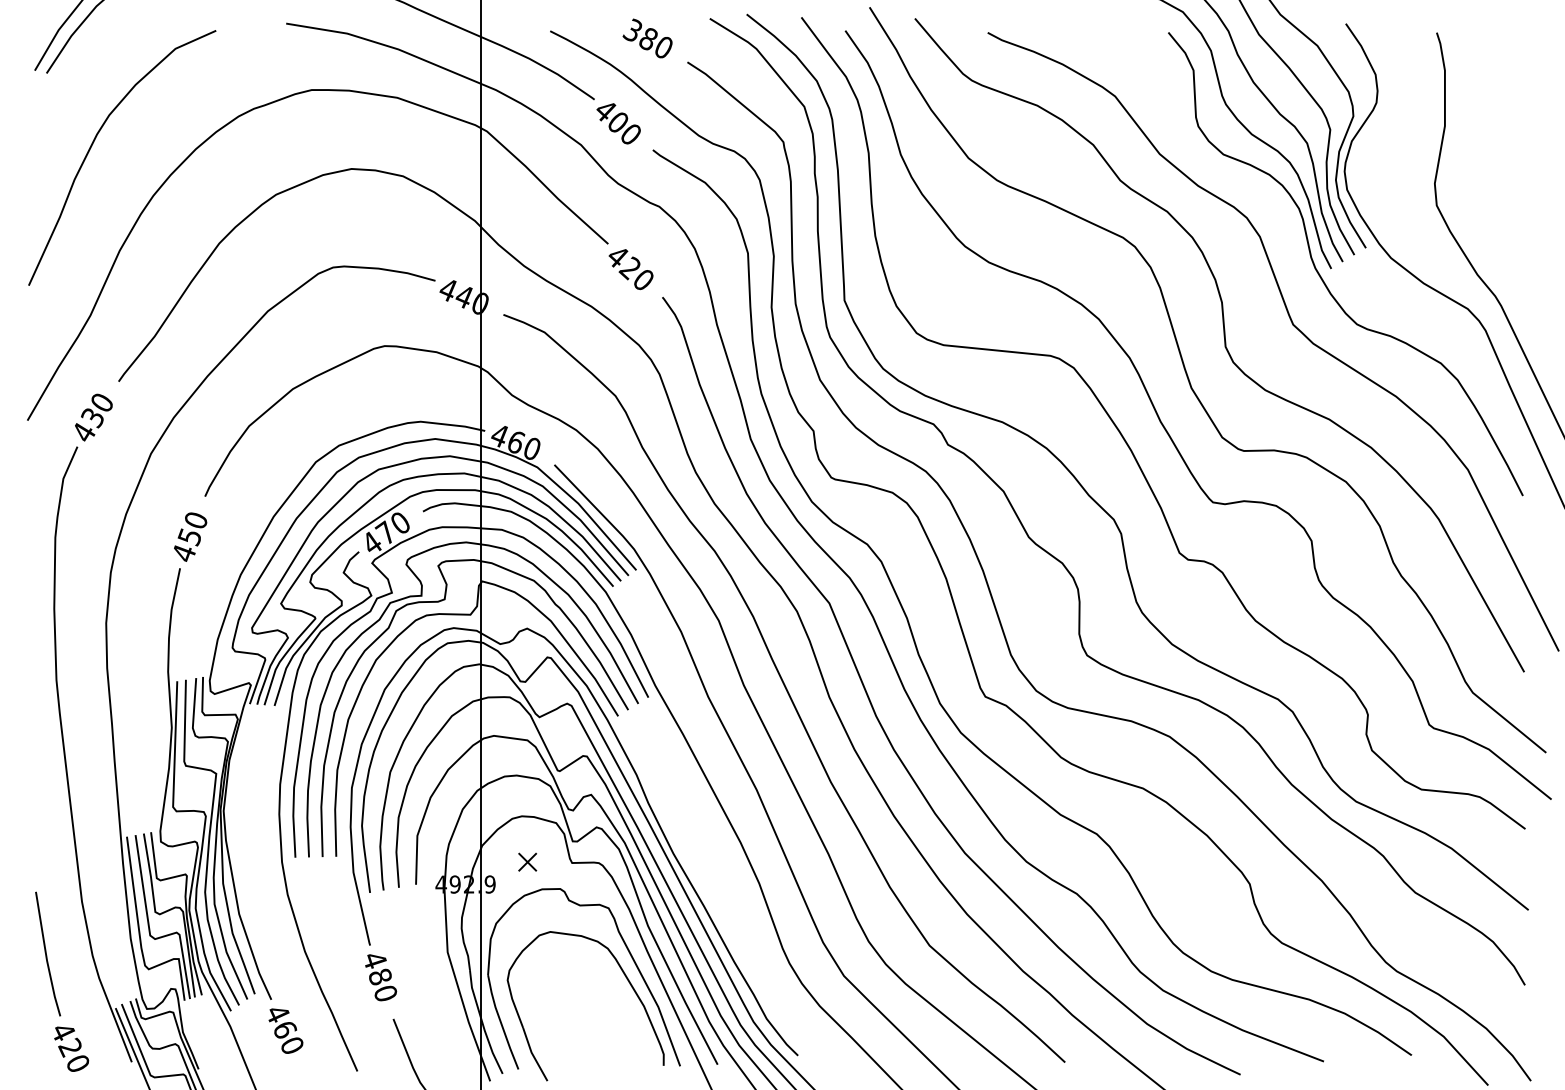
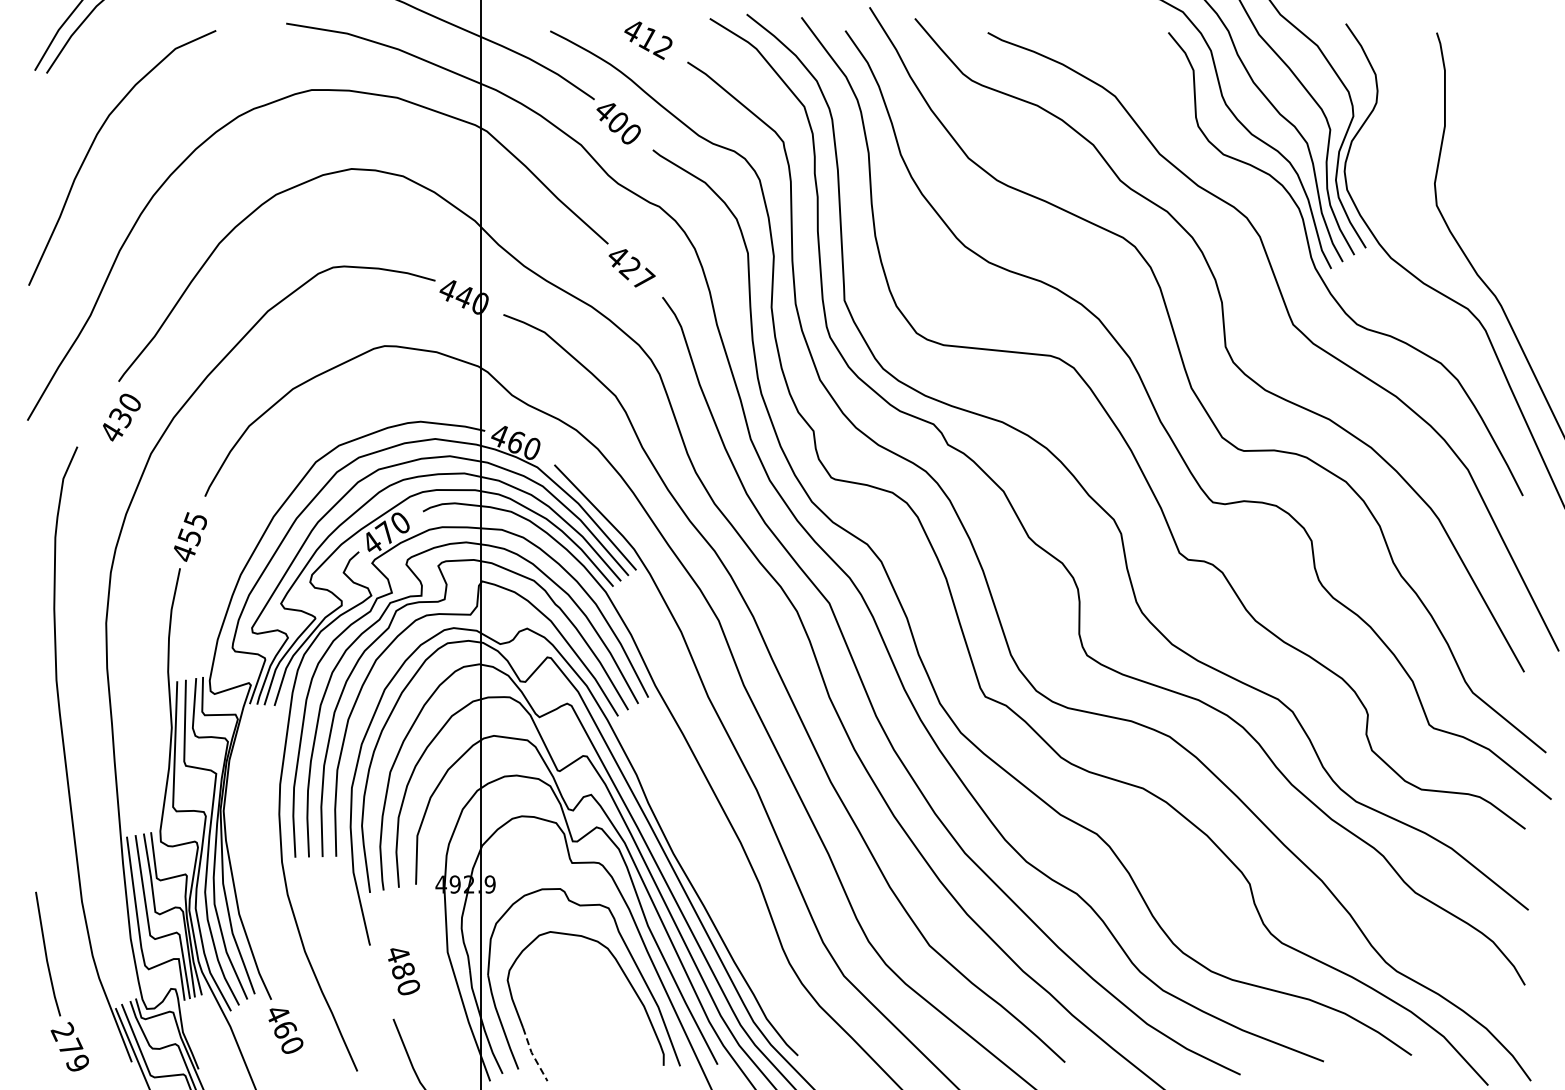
text: 380 -> 412 (647, 38)
text: 420 -> 427 (644, 278)
text position: (93, 417) -> (121, 417) (121, 417)
text: 450 -> 455 (195, 521)
part: present -> none (527, 861)
text position: (381, 977) -> (404, 971) (404, 971)
text: 420 -> 279 (69, 1046)
line: solid -> dashed (533, 1055)
